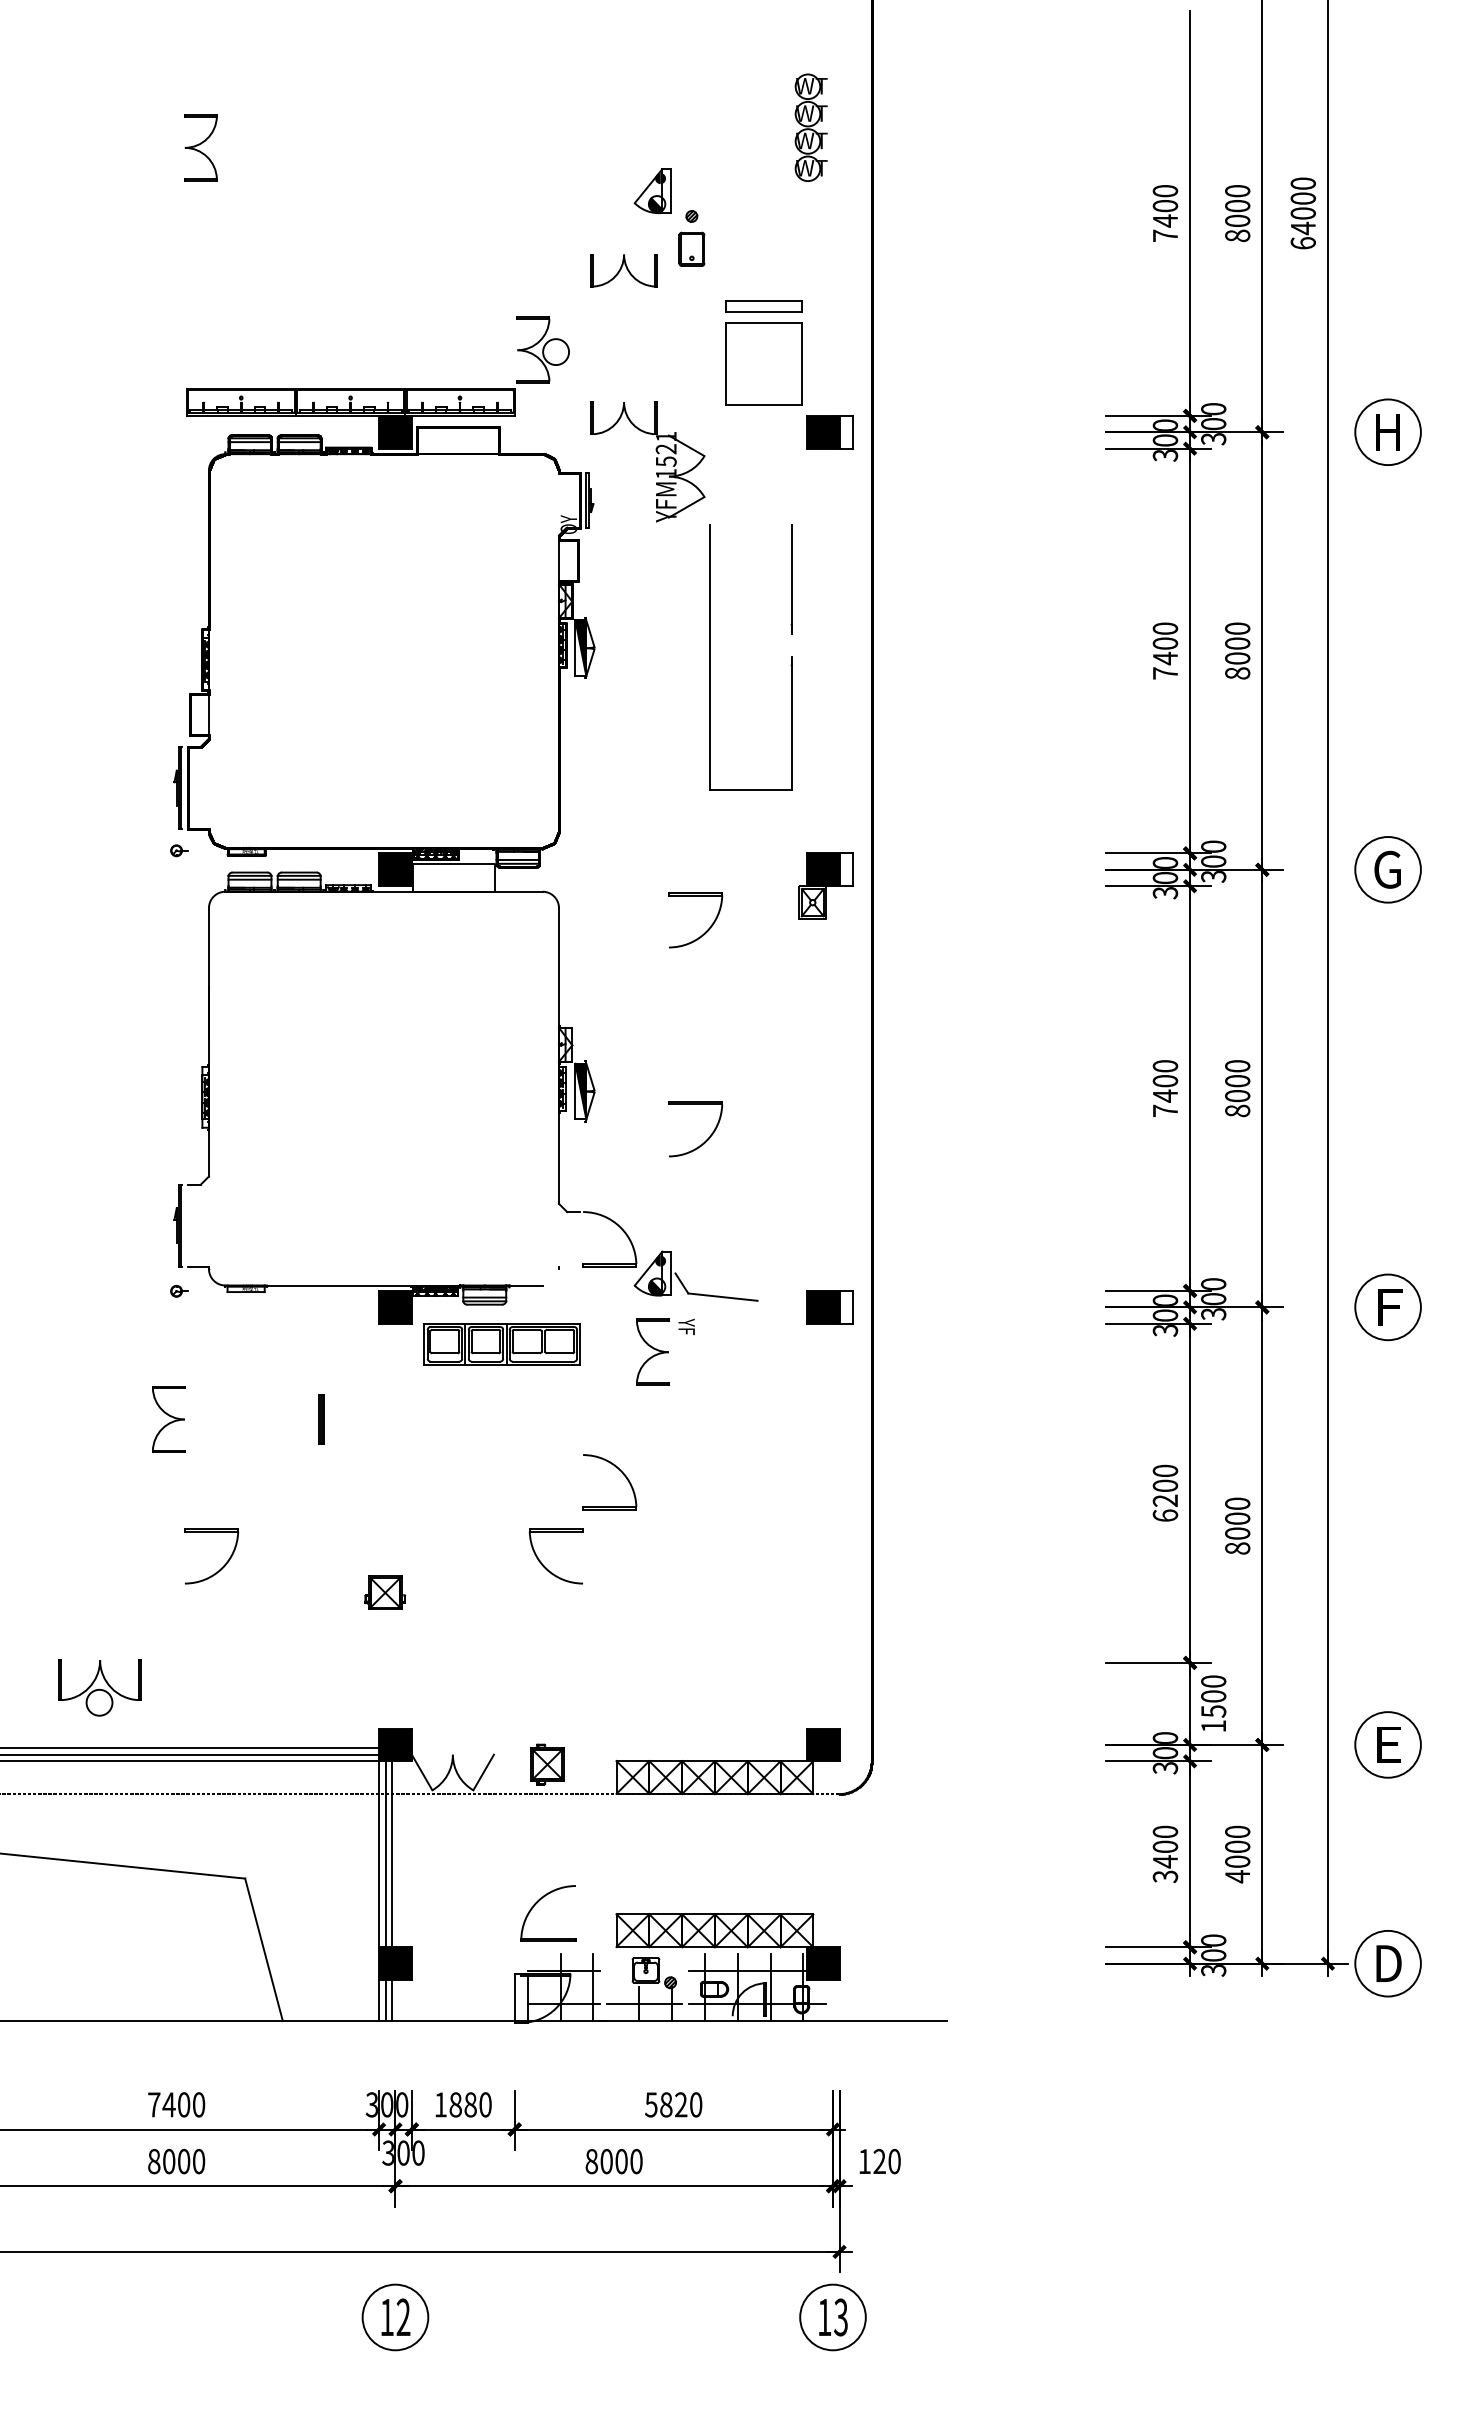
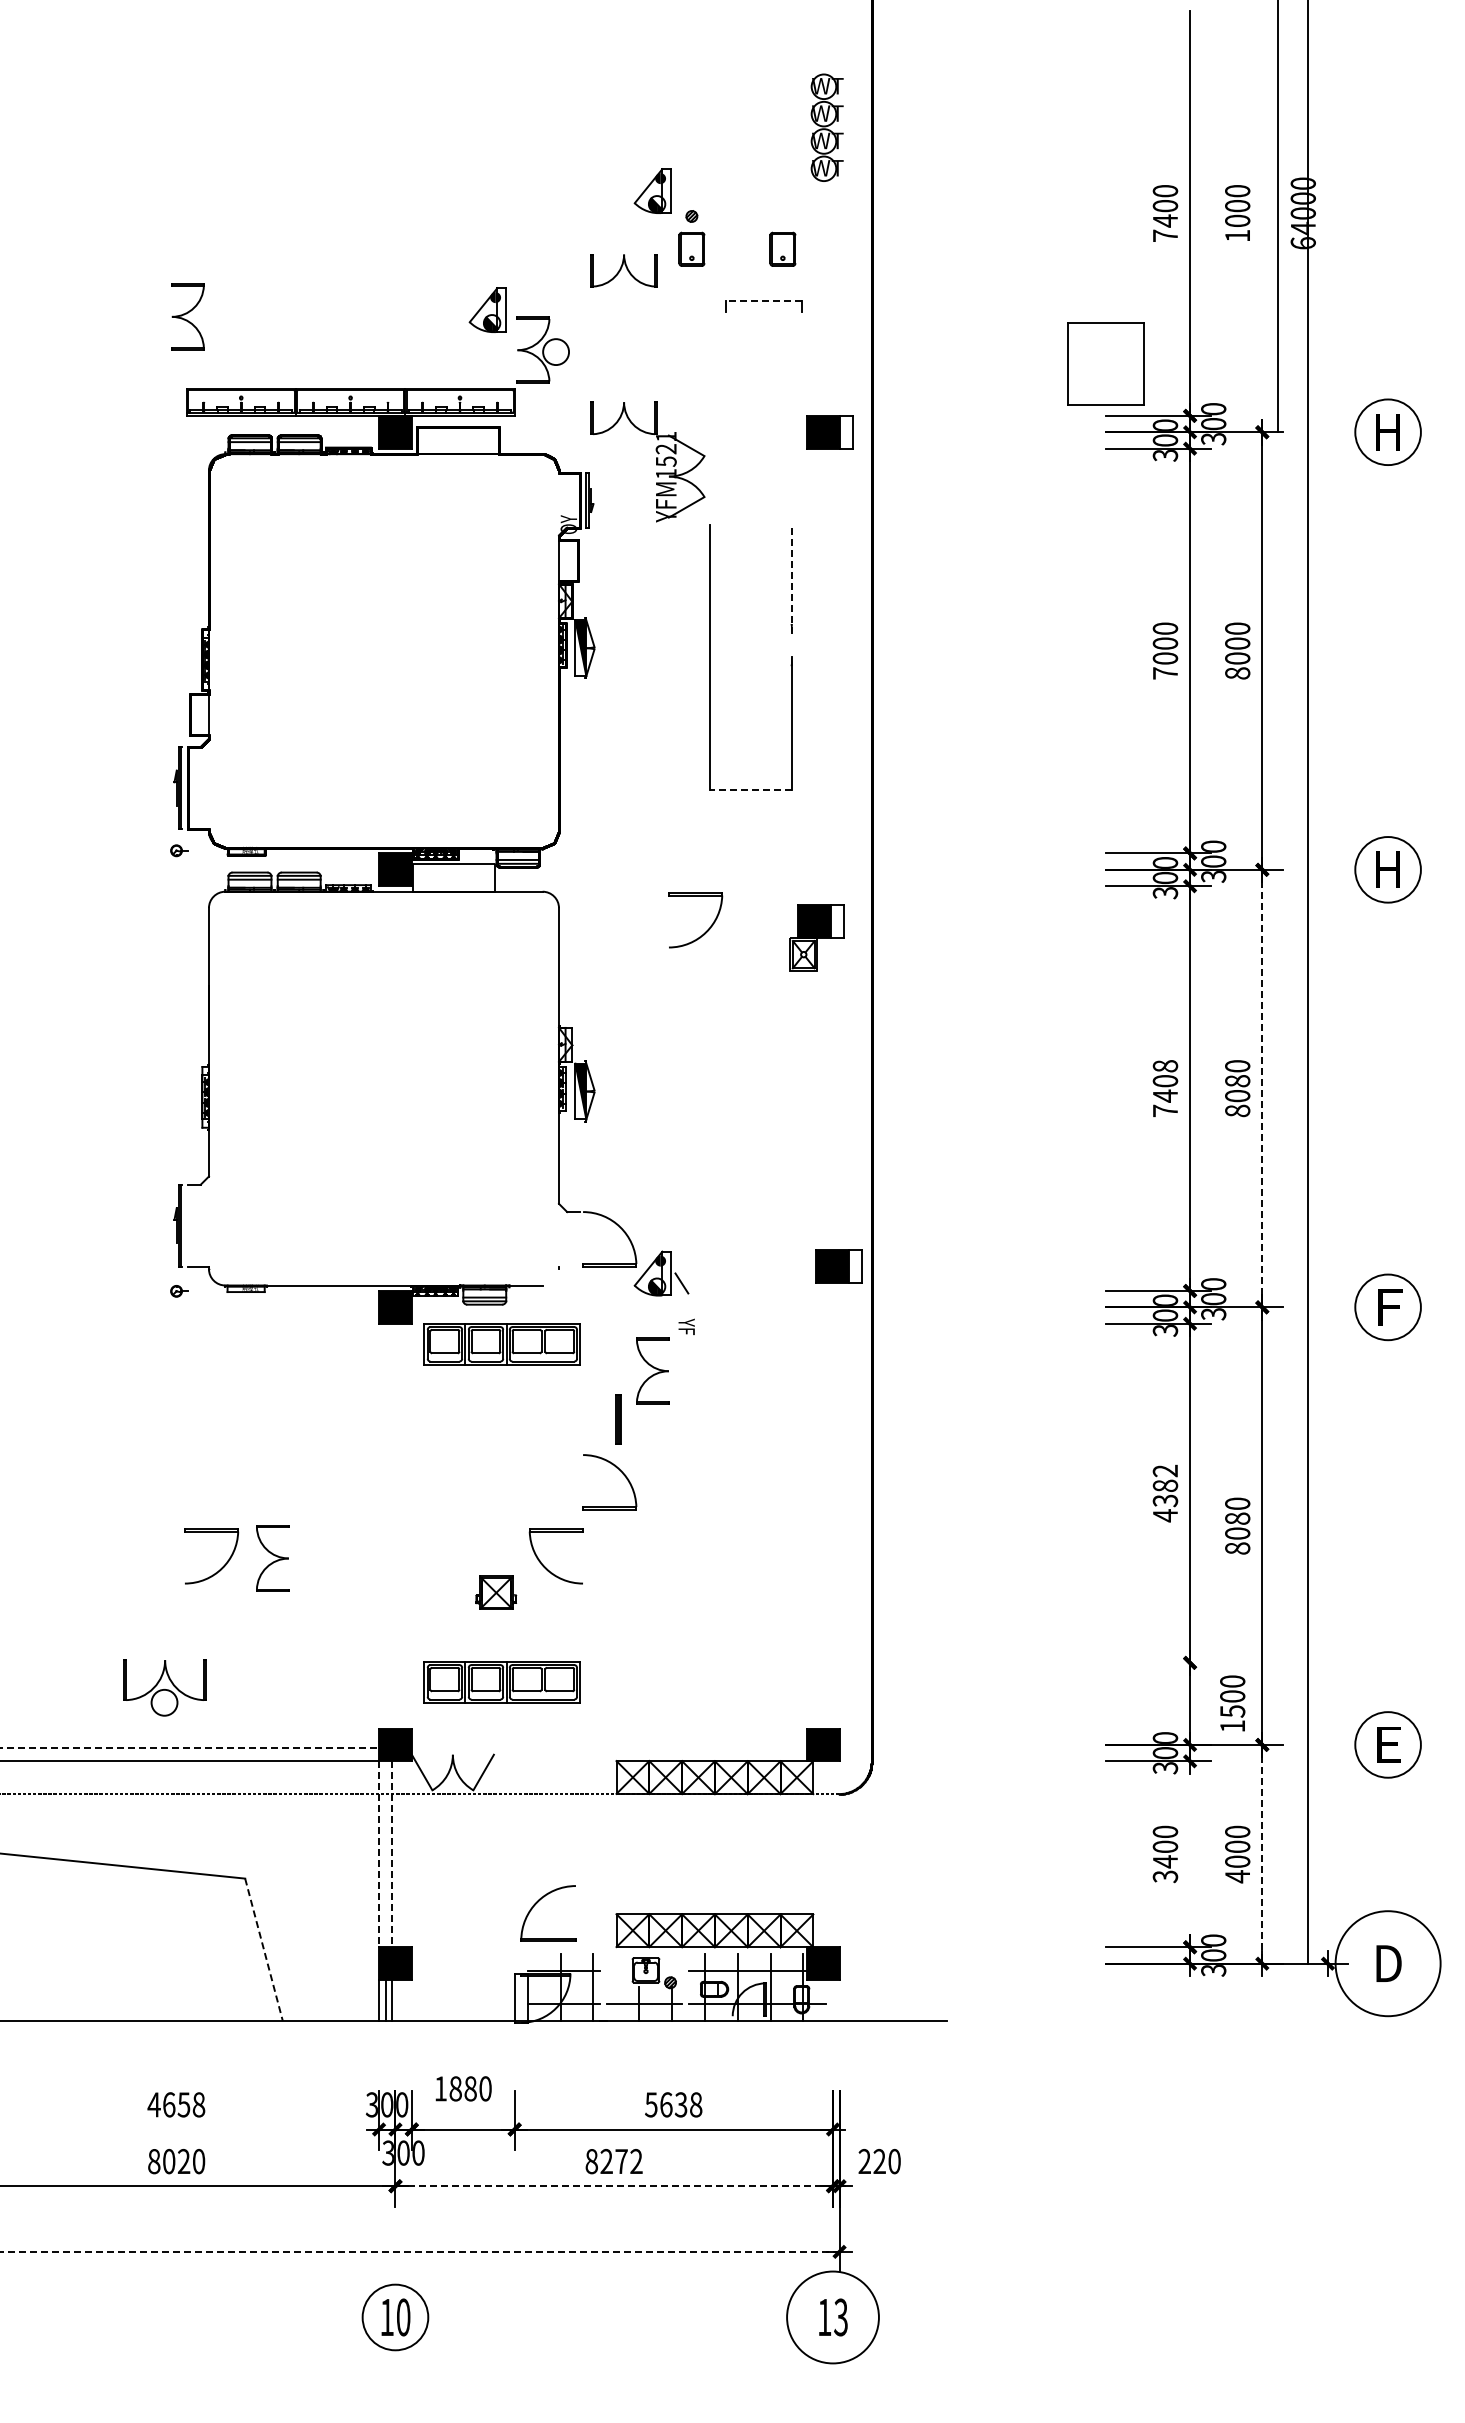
part position: (810, 127) -> (826, 127) (826, 127)
part position: (200, 147) -> (187, 316) (187, 316)
line position: (1262, 217) -> (1278, 217) (1278, 217)
text: 8000 -> 1000 (1237, 235)
part: none -> present (782, 248)
line: solid -> dashed (763, 301)
part: none -> present (487, 309)
line: present -> none (763, 311)
part position: (763, 363) -> (1105, 363) (1105, 363)
line: solid -> dashed (791, 579)
text: 7400 -> 7000 (1165, 658)
line: solid -> dashed (750, 789)
text: G -> H (1387, 869)
part position: (825, 885) -> (816, 937) (816, 937)
line position: (1327, 982) -> (1307, 982) (1307, 982)
text: 7400 -> 7408 (1165, 1066)
text: 8000 -> 8080 (1237, 1081)
line: solid -> dashed (1262, 1088)
part: present -> none (706, 1139)
line: present -> none (722, 1296)
part position: (829, 1307) -> (838, 1266) (838, 1266)
part position: (652, 1351) -> (652, 1370) (652, 1370)
part position: (168, 1419) -> (272, 1558) (272, 1558)
part position: (321, 1419) -> (618, 1419) (618, 1419)
text: 6200 -> 4382 (1165, 1493)
text: 8000 -> 8080 (1237, 1518)
part position: (385, 1592) -> (496, 1592) (496, 1592)
line: present -> none (1158, 1662)
part: none -> present (501, 1682)
part position: (99, 1687) -> (164, 1687) (164, 1687)
text position: (1213, 1703) -> (1232, 1703) (1232, 1703)
line: solid -> dashed (190, 1748)
line: present -> none (190, 1754)
part: present -> none (547, 1764)
line: solid -> dashed (379, 1854)
line: present -> none (385, 1854)
line: solid -> dashed (392, 1854)
line: present -> none (1190, 1854)
line: solid -> dashed (1262, 1854)
line: solid -> dashed (264, 1949)
circle diameter: 66 px -> 105 px (1387, 1963)
text: 7400 -> 4658 (176, 2104)
text position: (463, 2104) -> (463, 2088) (463, 2088)
text: 5820 -> 5638 (681, 2104)
line: present -> none (190, 2129)
text: 120 -> 220 (864, 2160)
text: 8000 -> 8020 (183, 2161)
text: 8000 -> 8272 (621, 2161)
line: solid -> dashed (614, 2186)
line: solid -> dashed (419, 2251)
text: 12 -> 10 (403, 2317)
circle diameter: 66 px -> 92 px (832, 2317)
